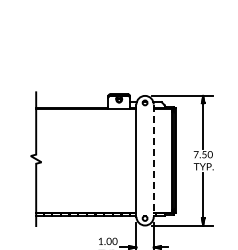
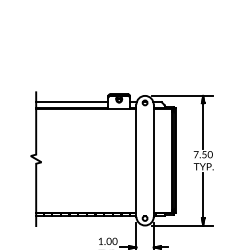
line: none -> present (72, 102)
line: dashed -> solid (153, 161)
